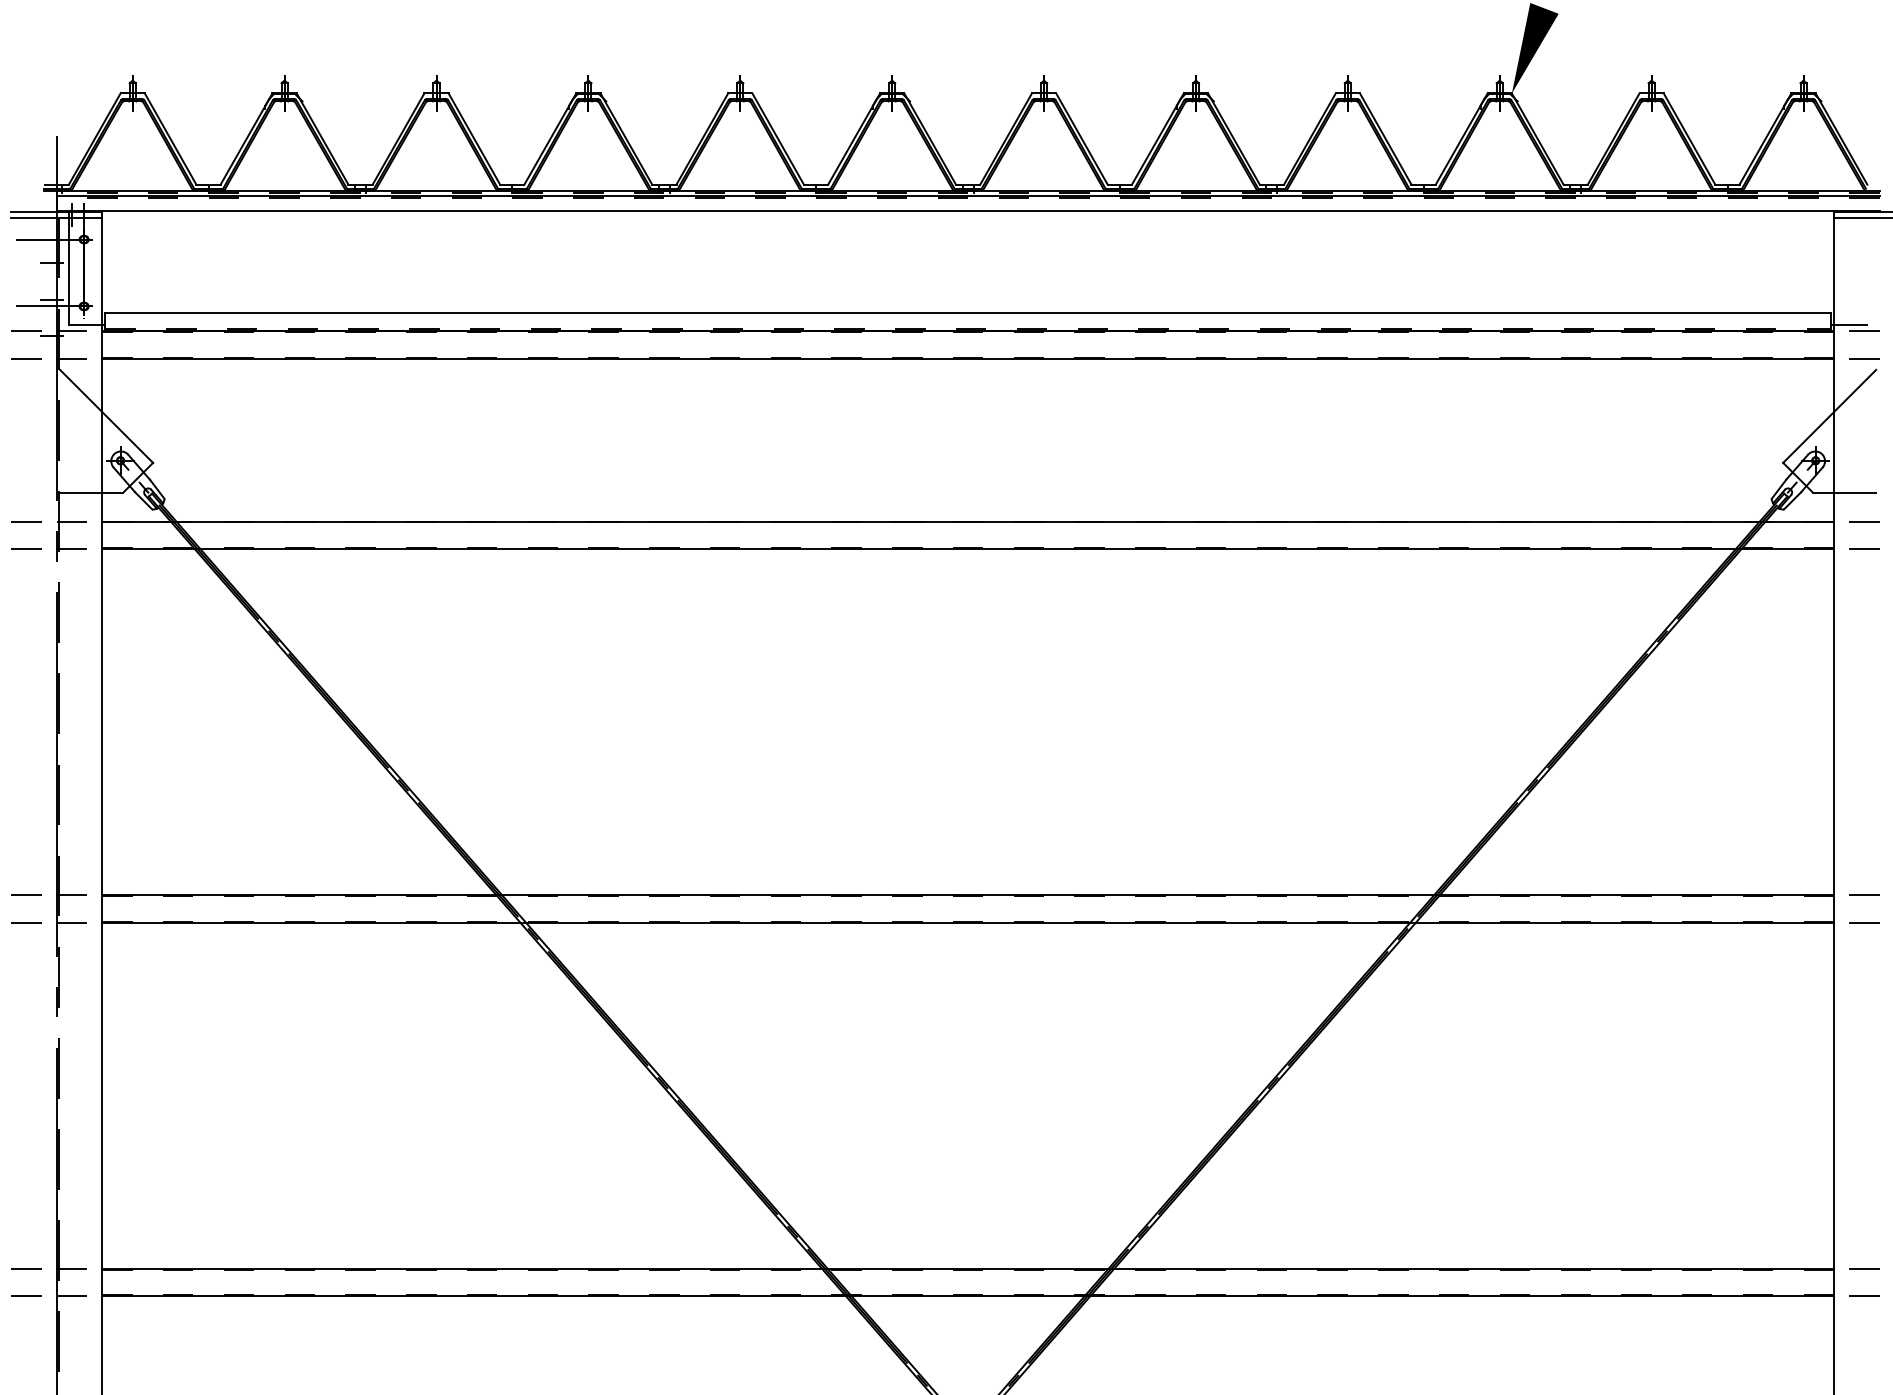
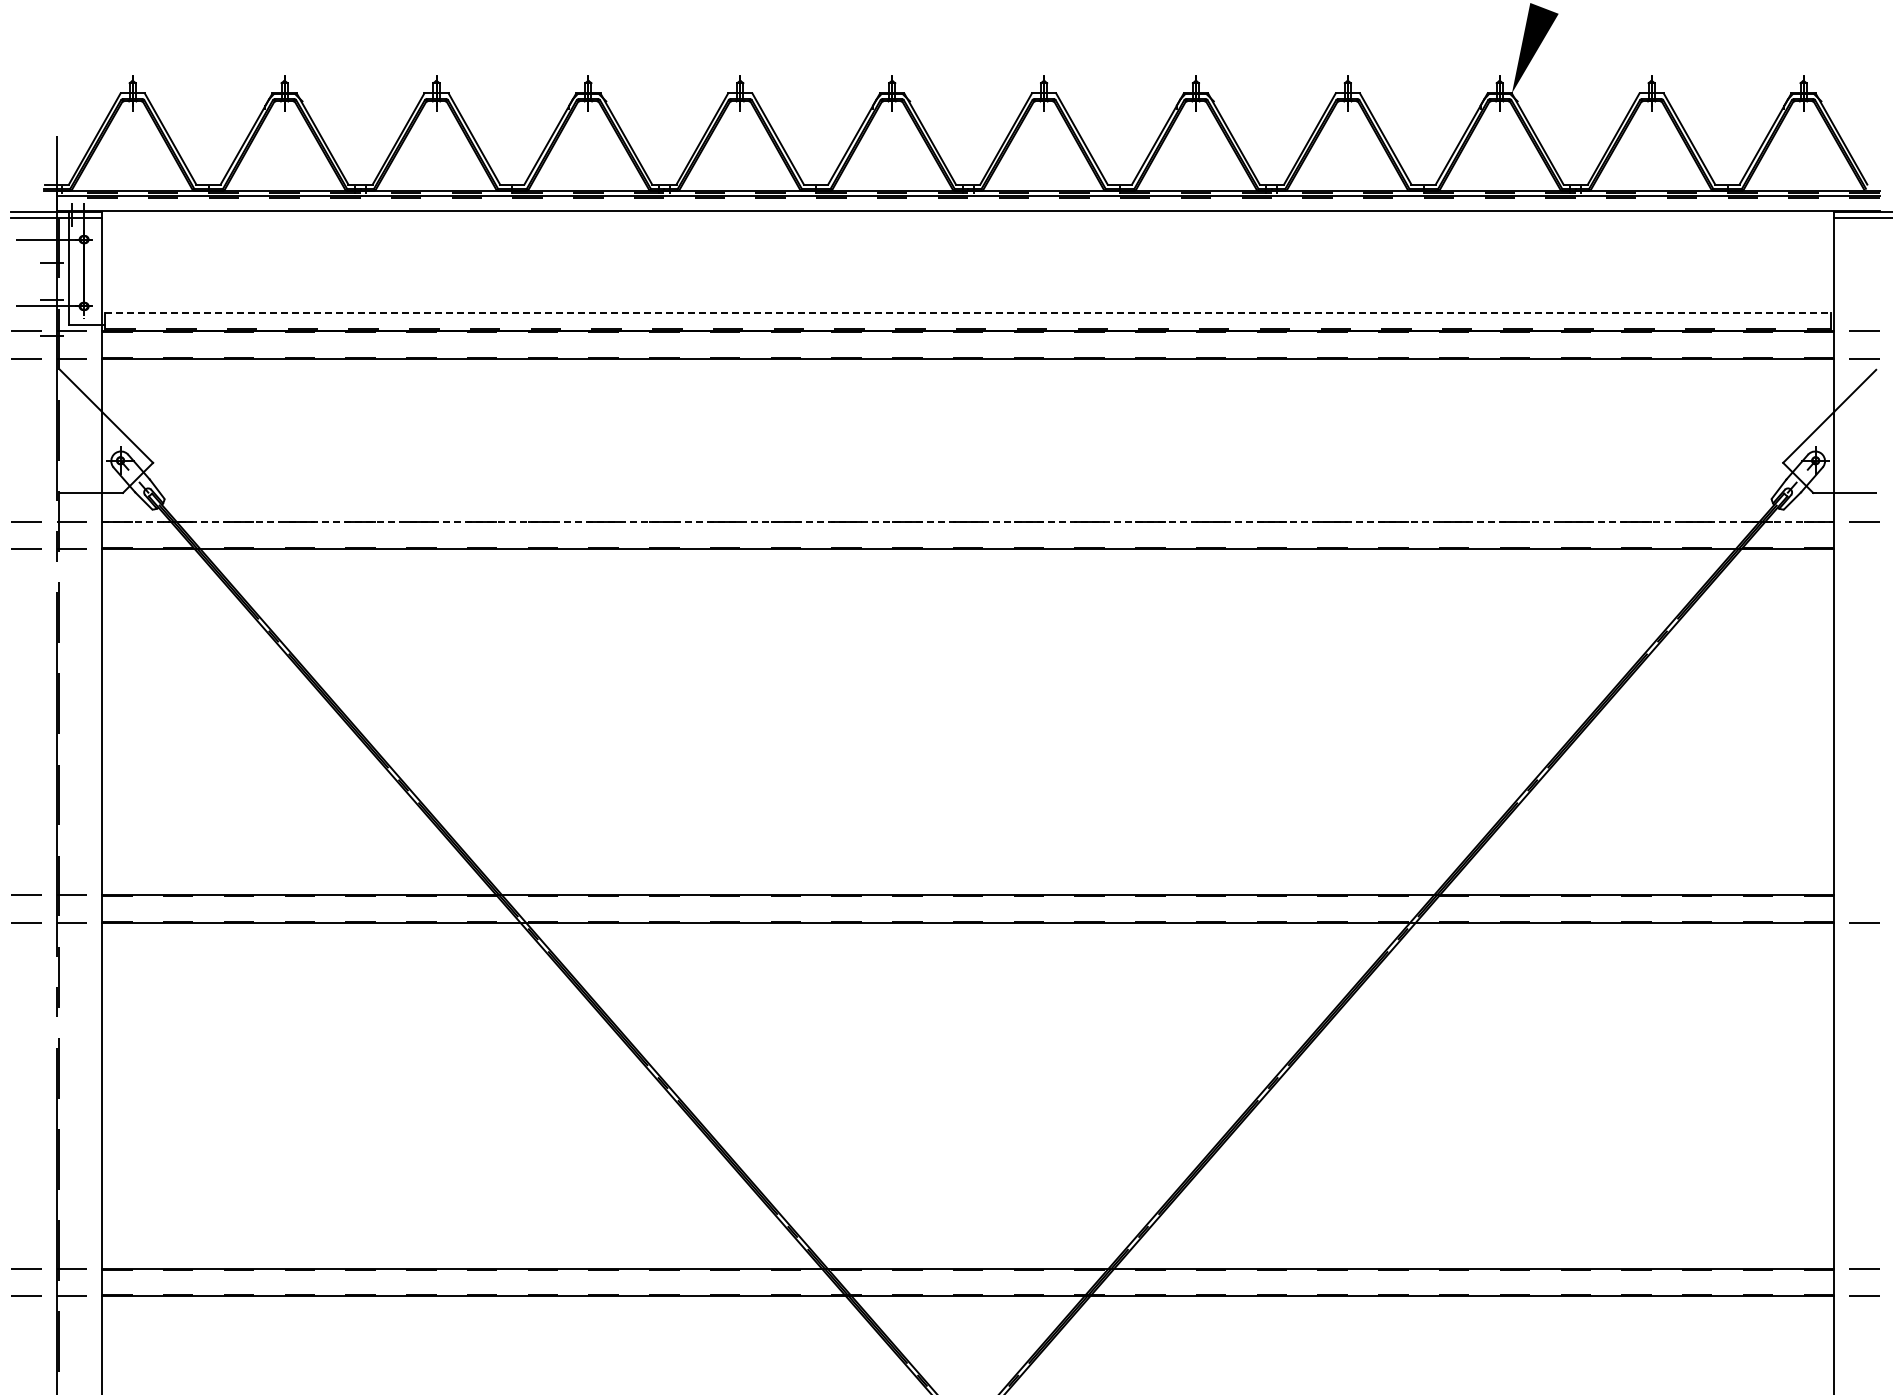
line: solid -> dashed (968, 312)
line: present -> none (1848, 324)
line: solid -> dashed (968, 521)
line: present -> none (1864, 548)
line: present -> none (1864, 894)
